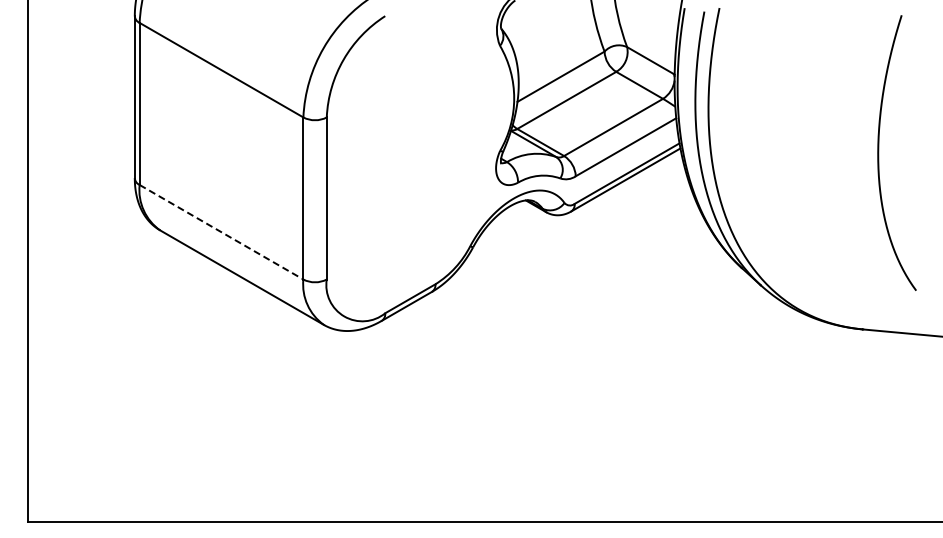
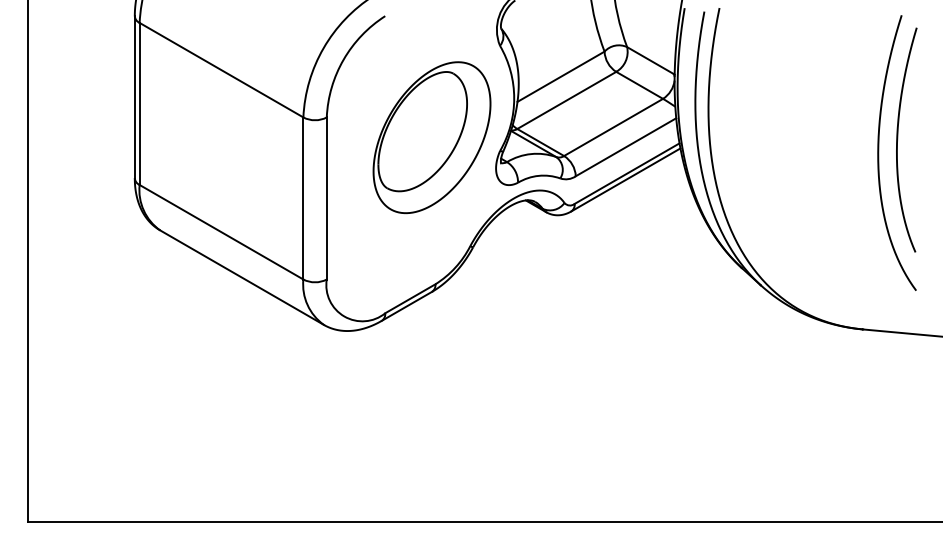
part: none -> present (431, 137)
curve: none -> present (898, 139)
line: dashed -> solid (221, 232)
